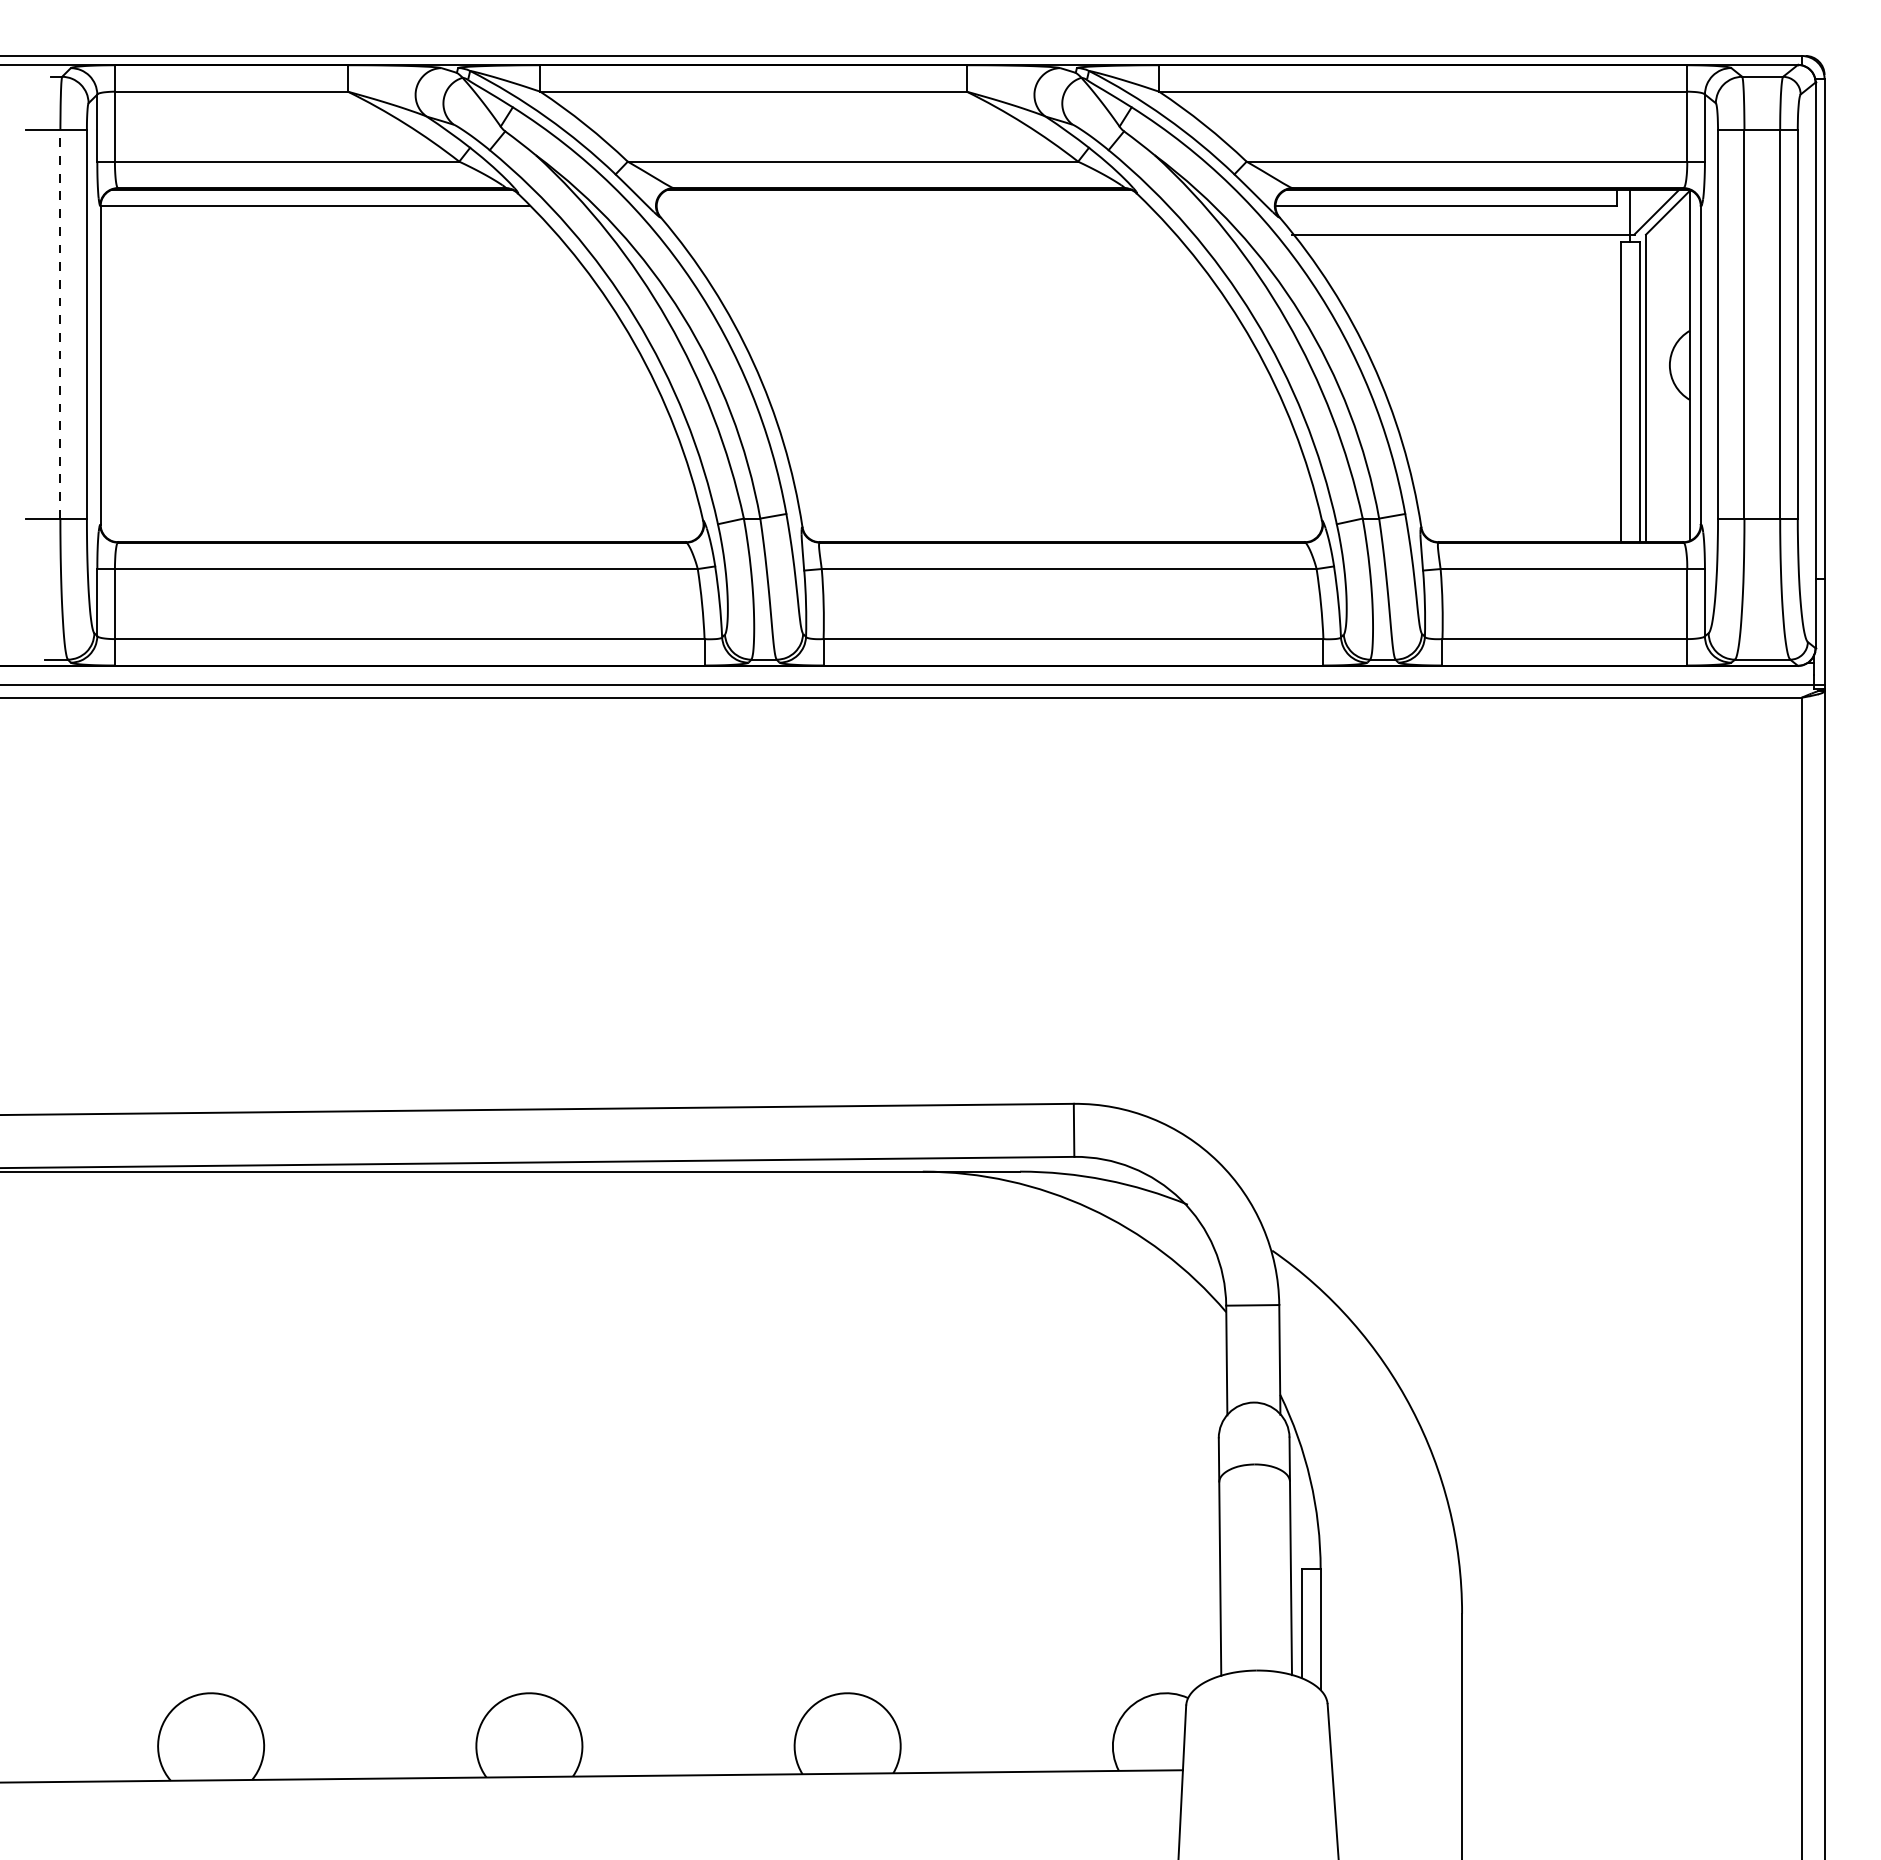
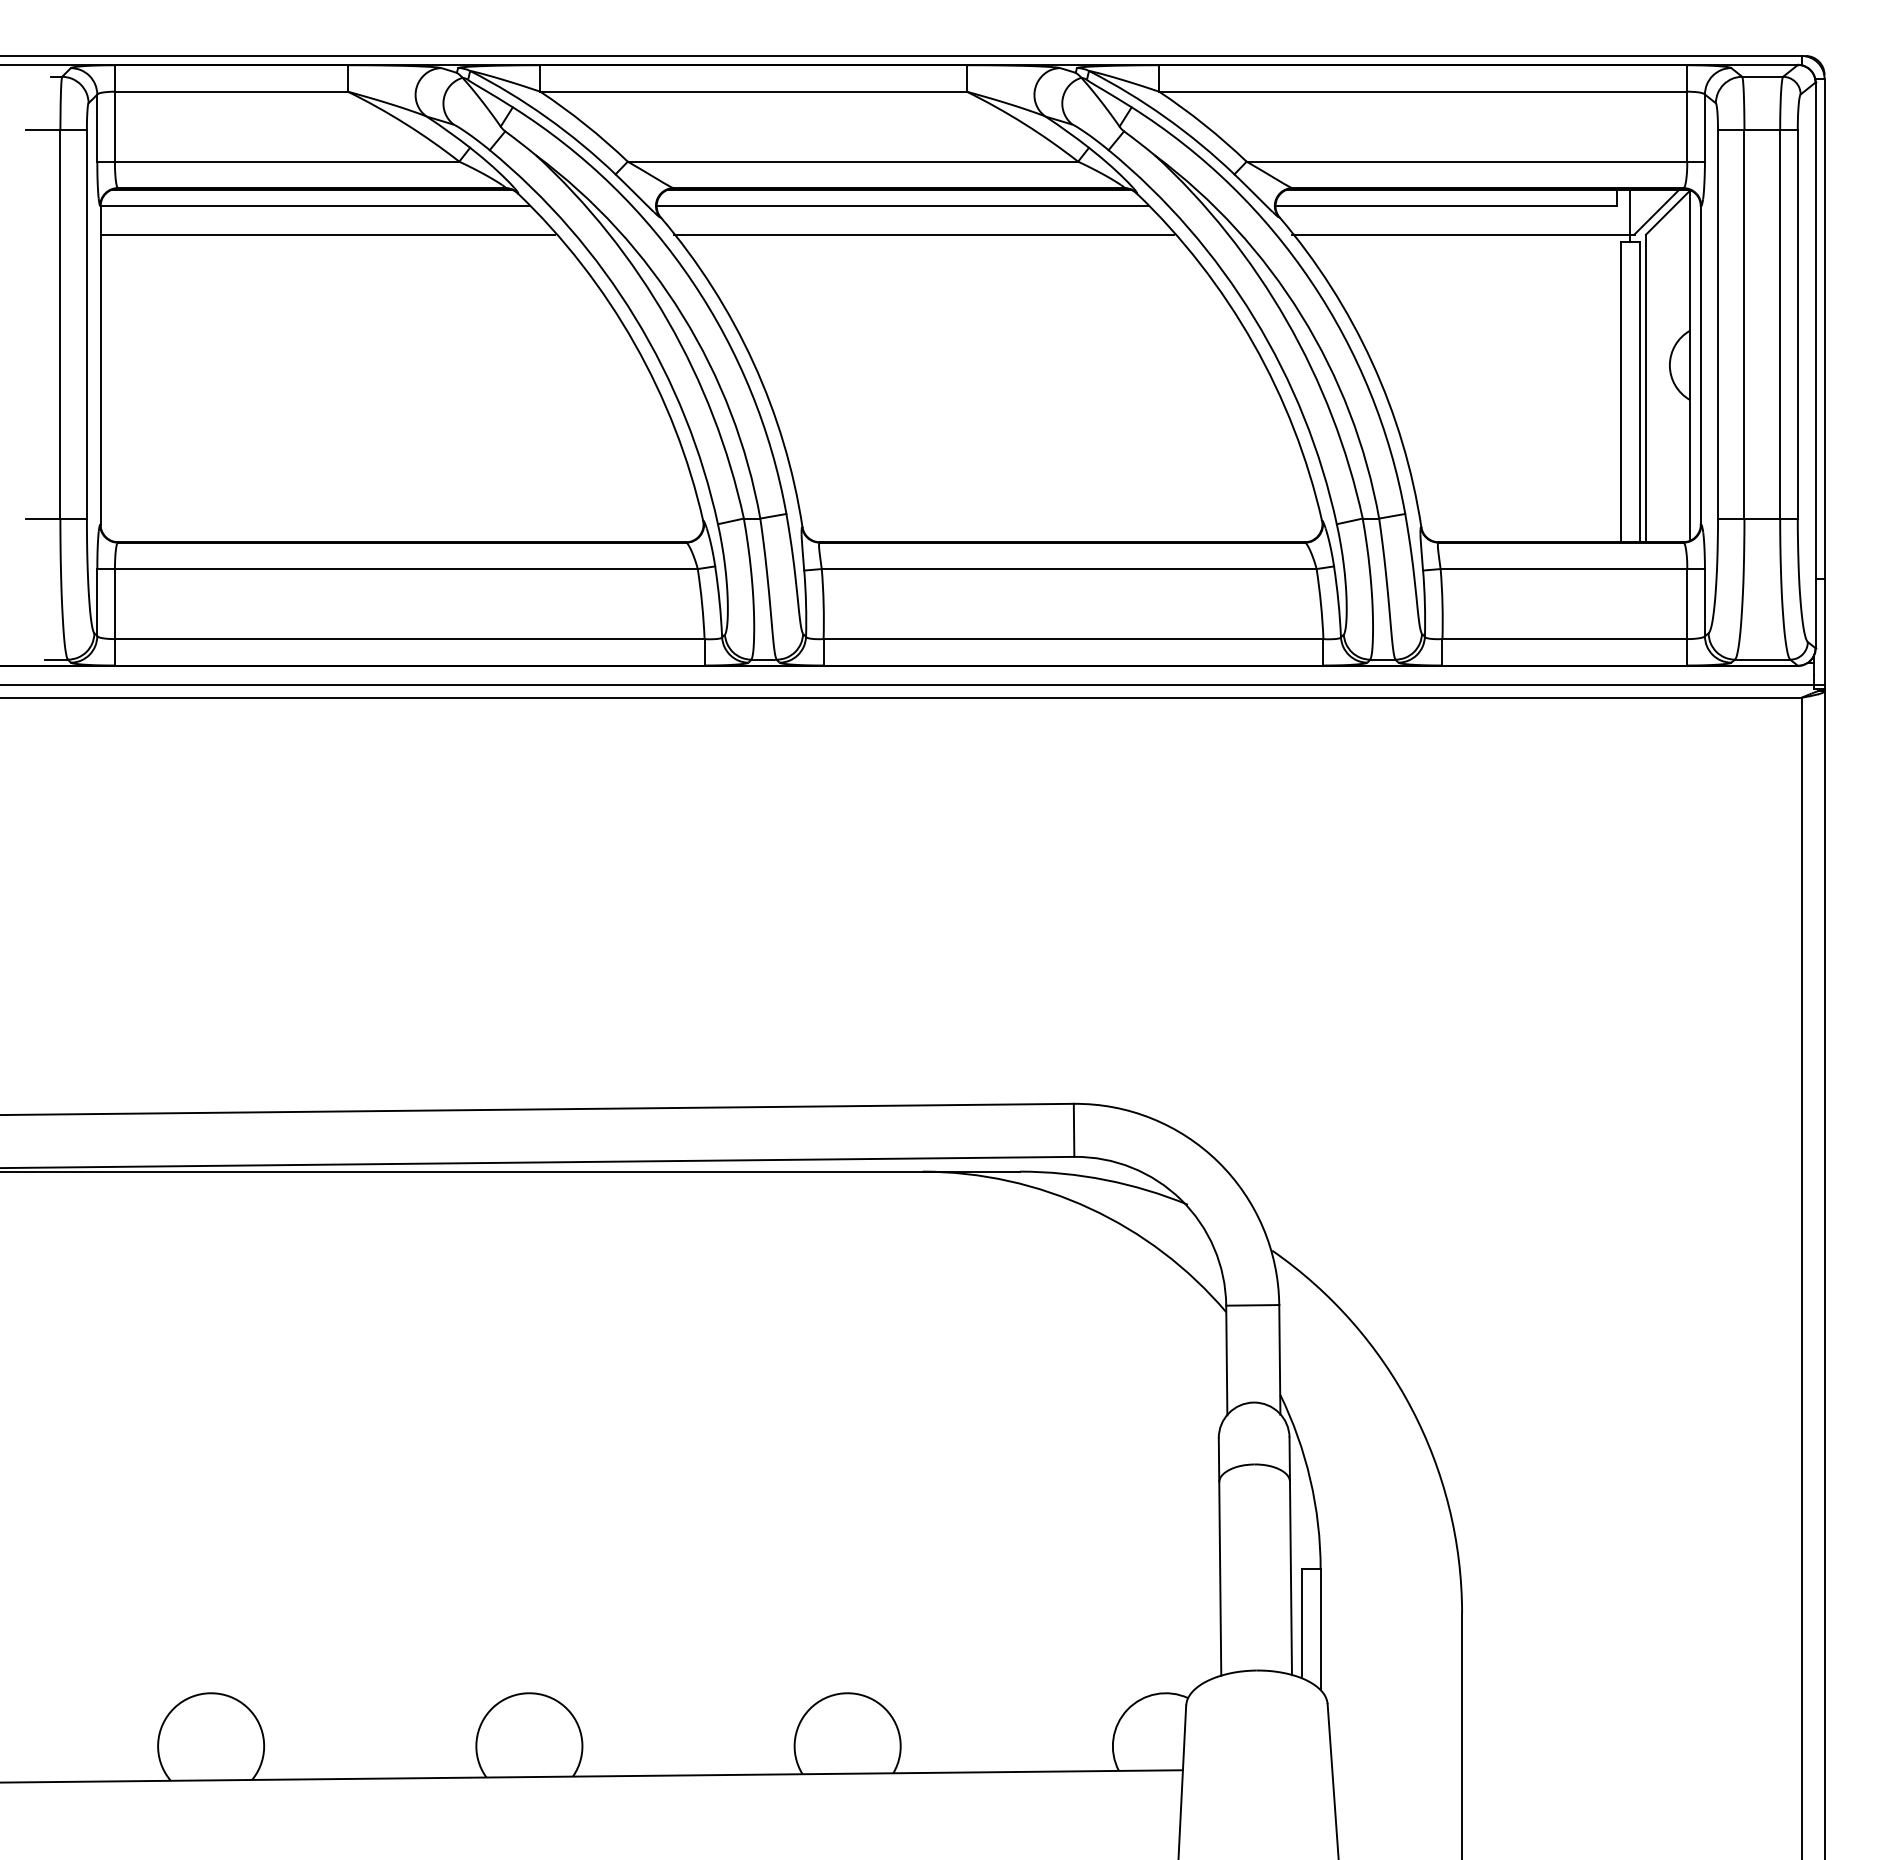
line: none -> present (902, 206)
line: none -> present (327, 234)
line: none -> present (923, 234)
line: dashed -> solid (60, 323)
